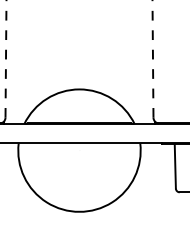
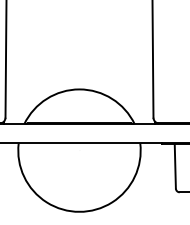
line: dashed -> solid (6, 58)
line: dashed -> solid (152, 58)
